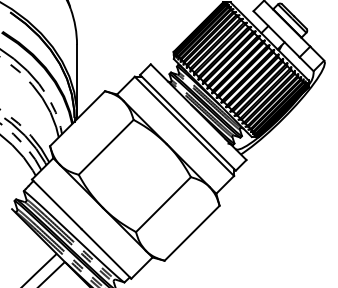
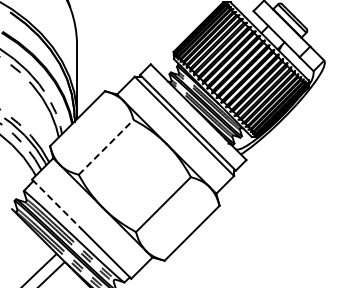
line: solid -> dashed (106, 147)
line: solid -> dashed (57, 204)
